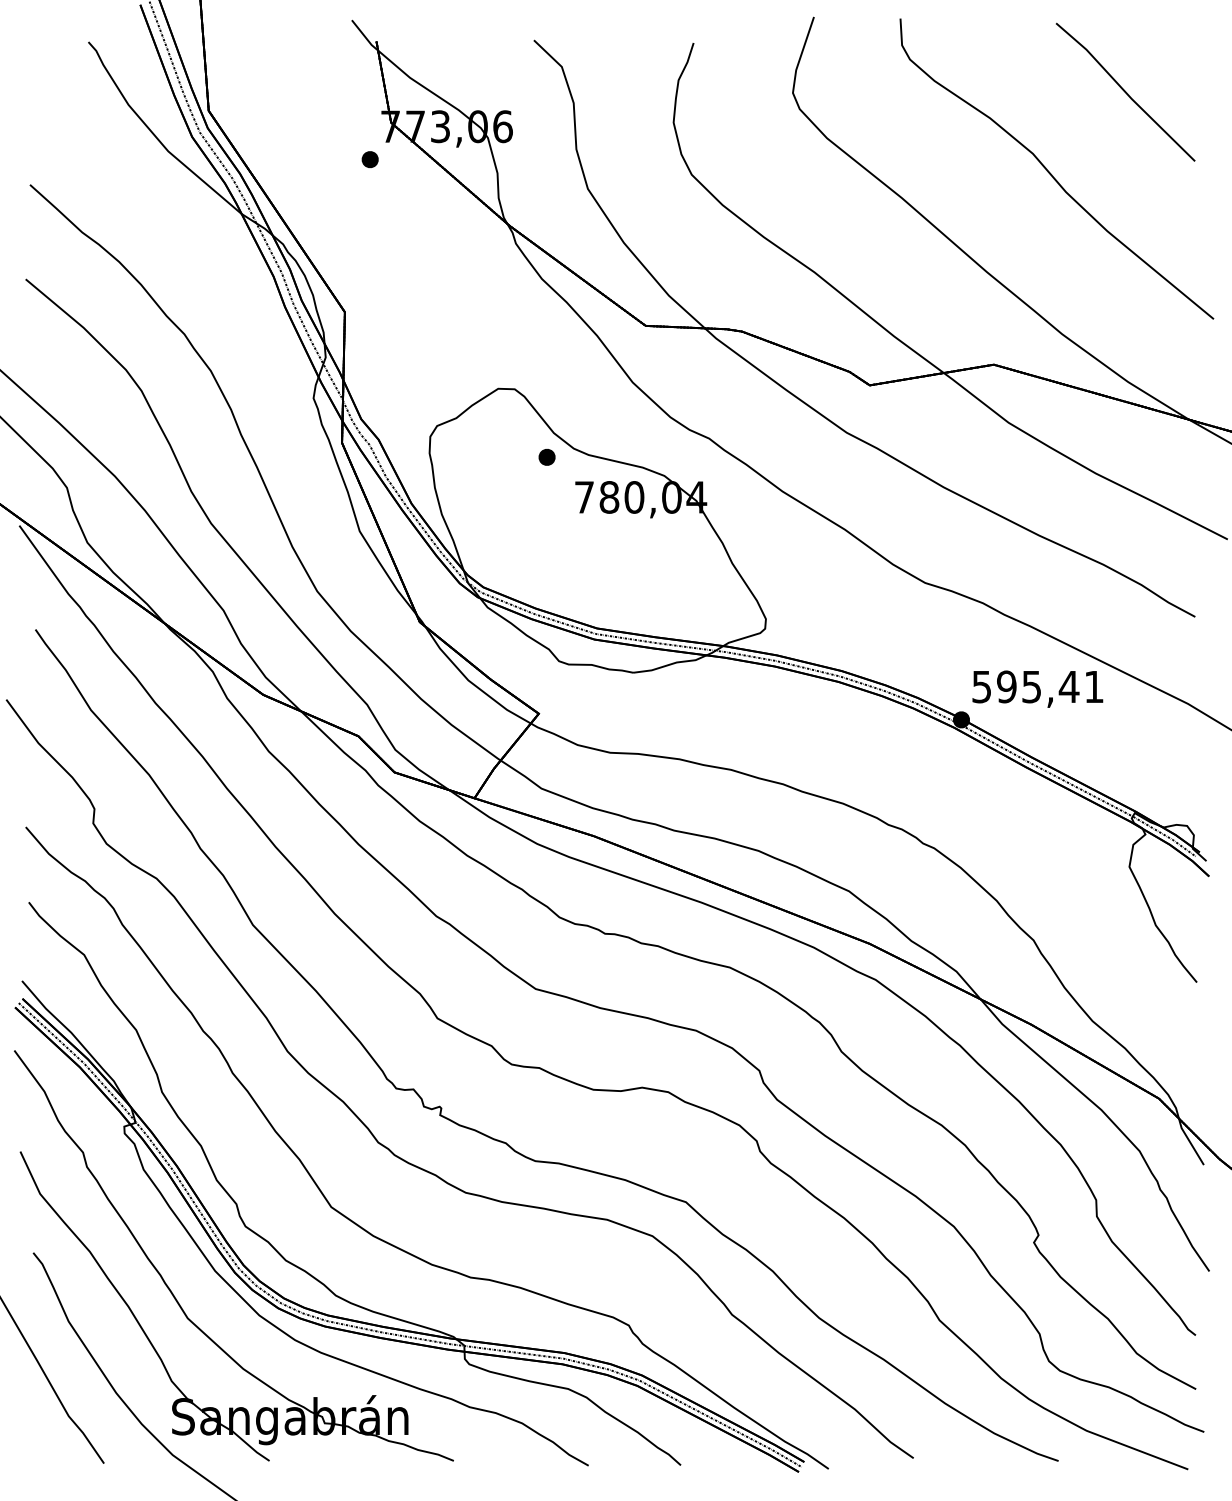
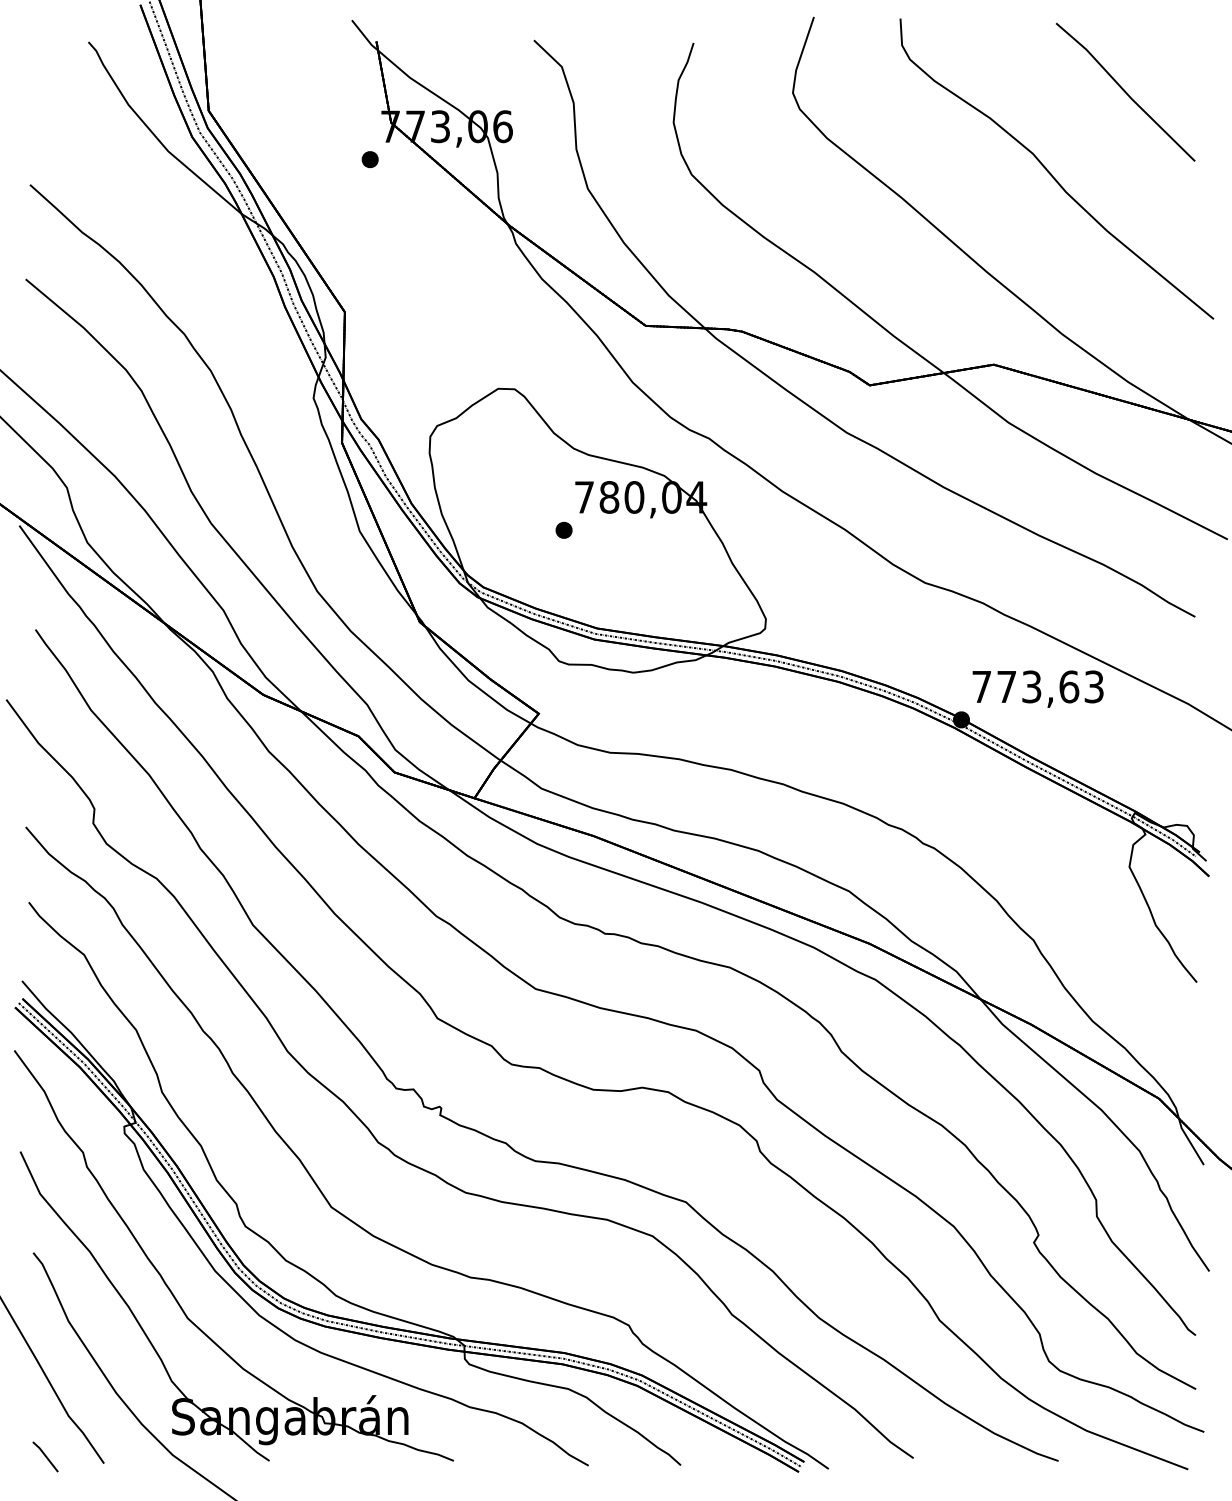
part position: (546, 457) -> (563, 530) (563, 530)
text: 595,41 -> 773,63 (1037, 686)
line: none -> present (45, 1456)
